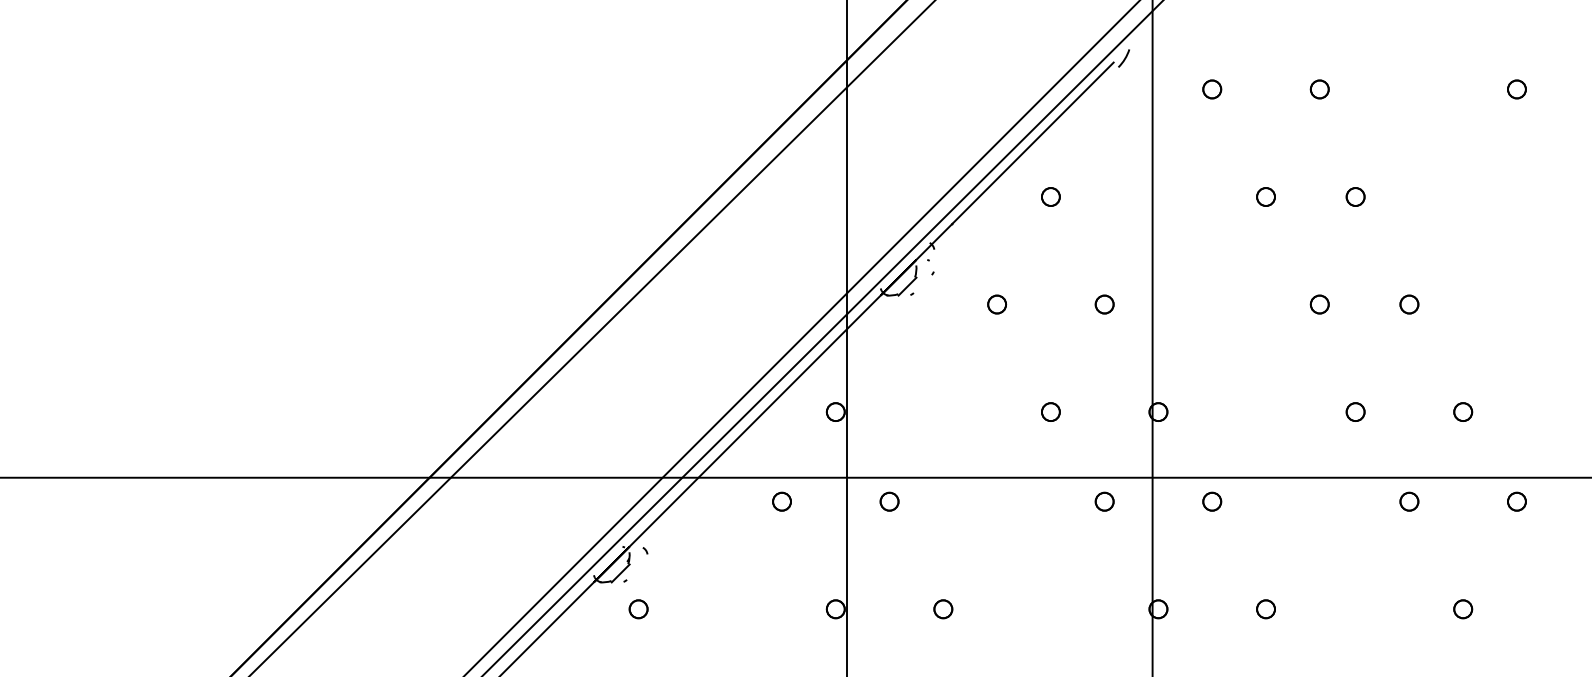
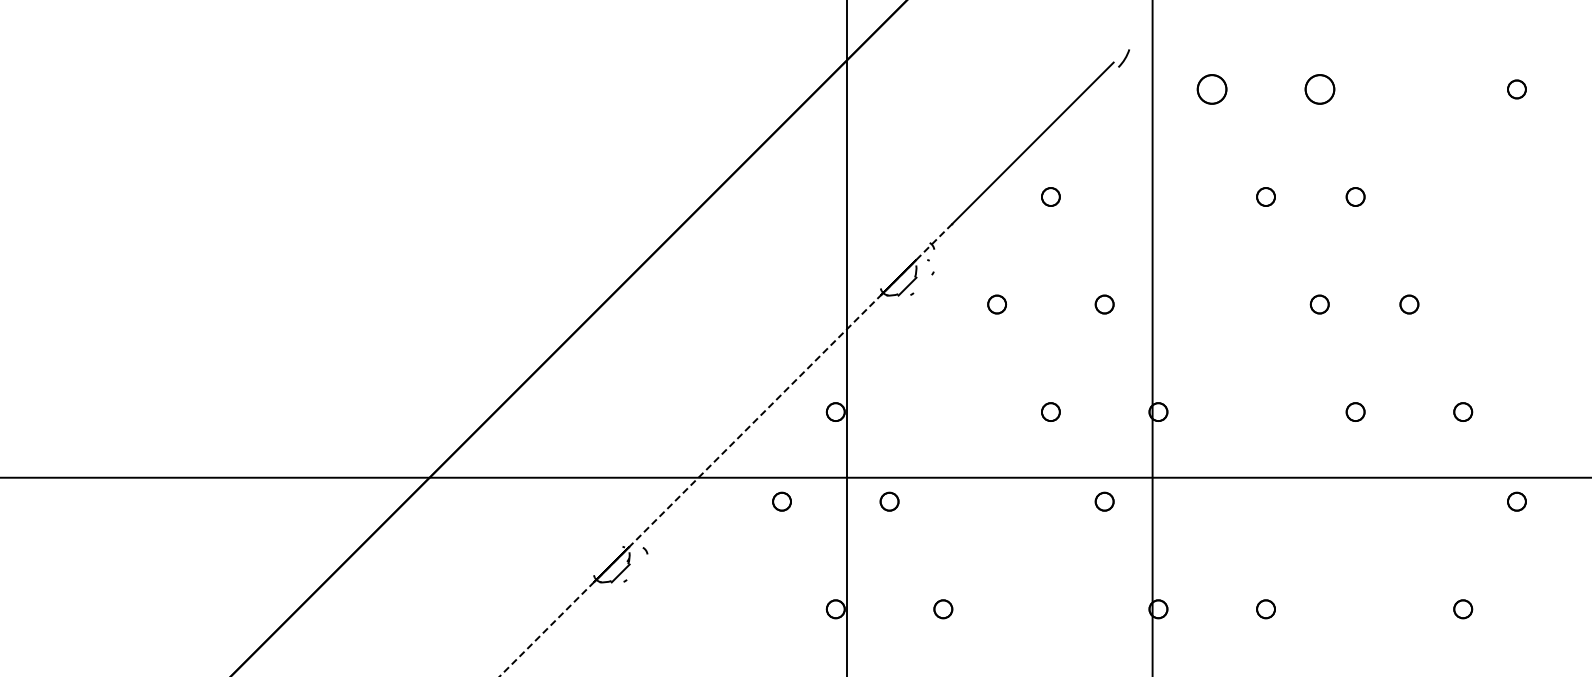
part size: 21x21 px -> 32x31 px (1211, 89)
part size: 21x21 px -> 32x31 px (1319, 89)
line: present -> none (592, 337)
line: present -> none (802, 337)
line: present -> none (823, 337)
line: solid -> dashed (725, 450)
part: present -> none (1212, 501)
part: present -> none (1409, 501)
part: present -> none (638, 609)
